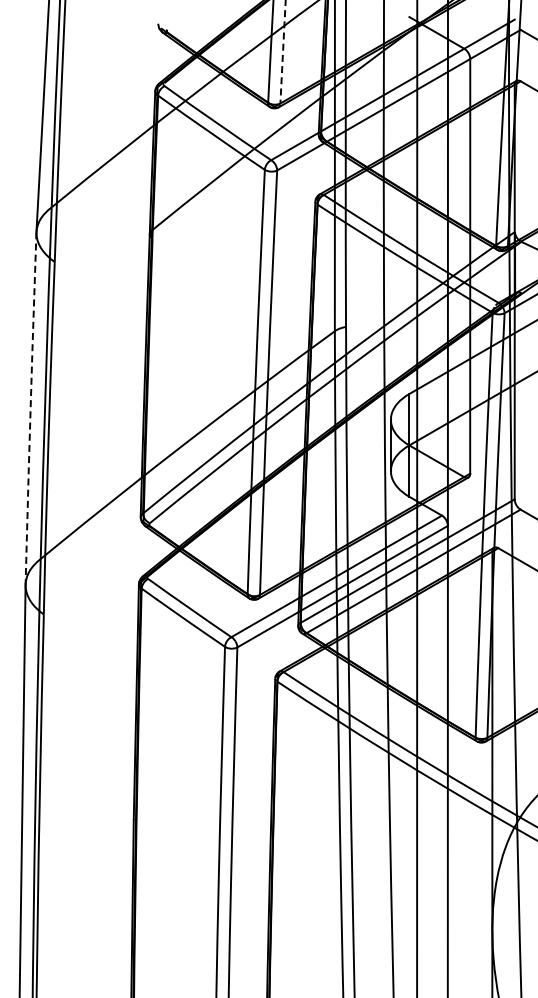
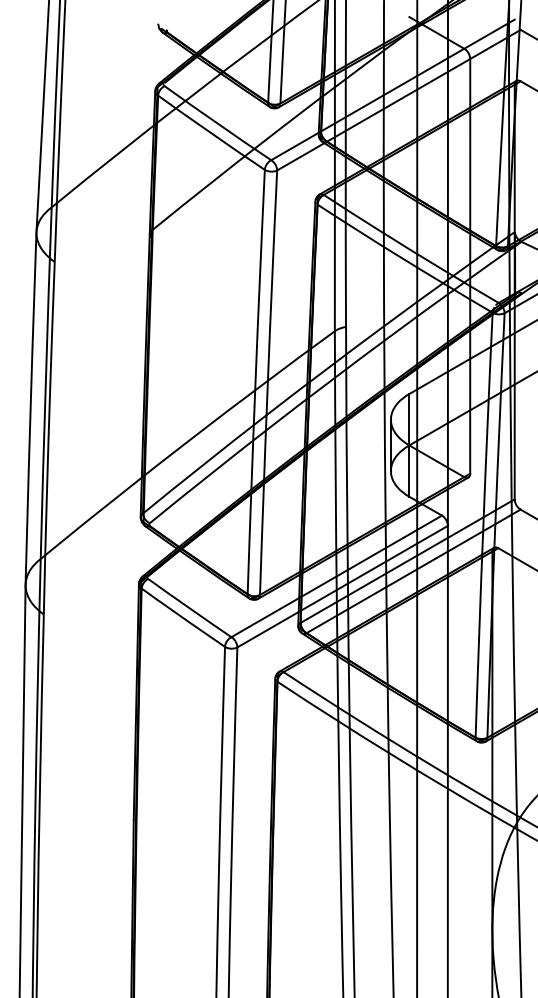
arc: dashed -> solid (283, 51)
line: dashed -> solid (30, 408)
